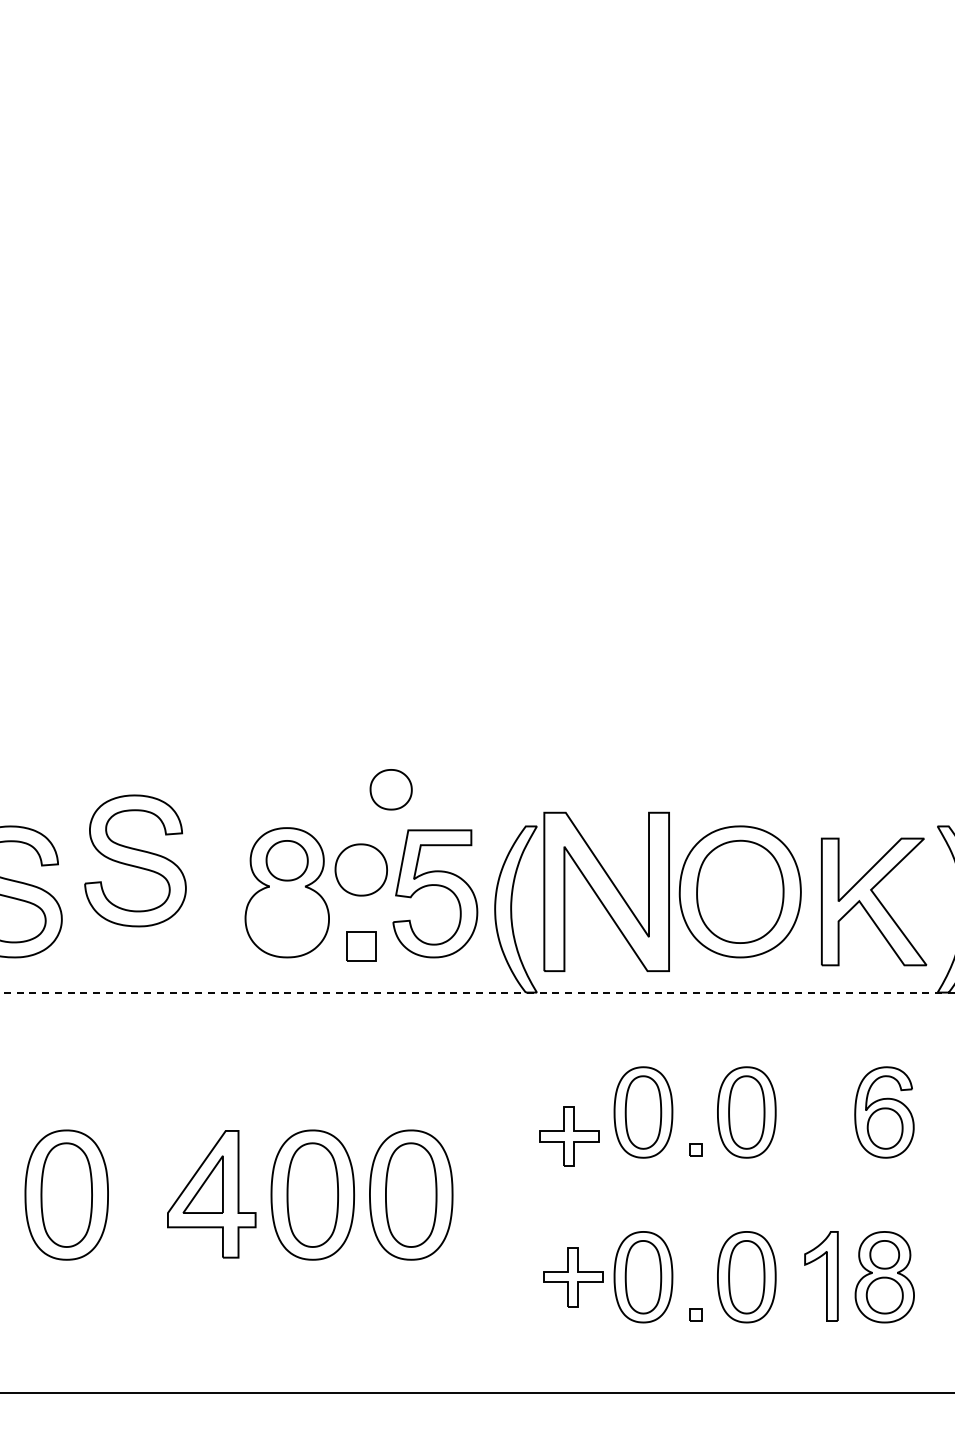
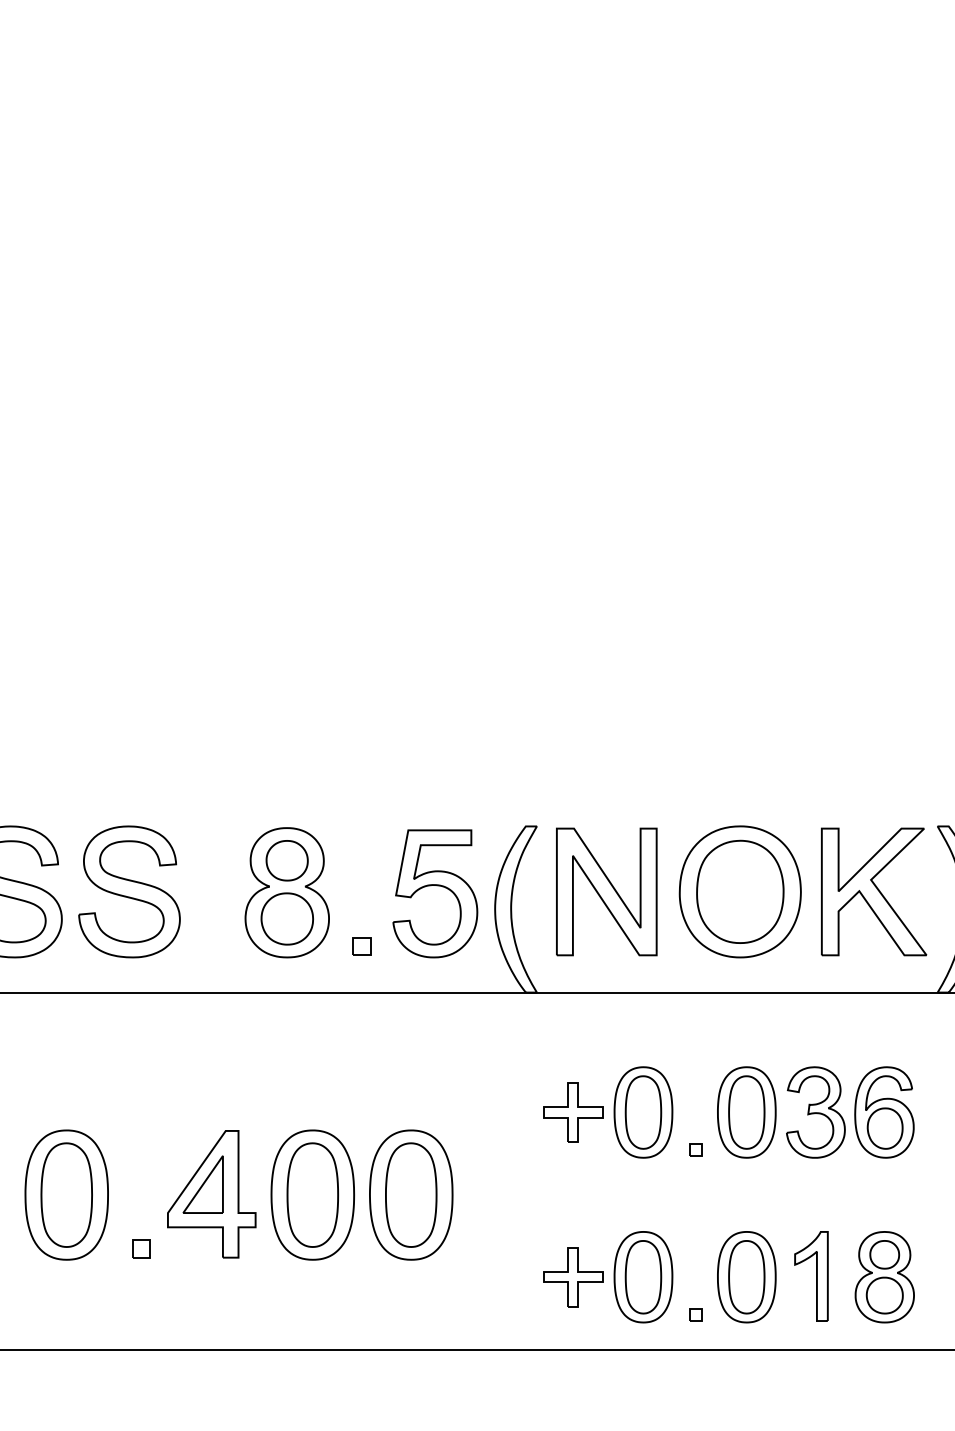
part: present -> none (390, 789)
part position: (135, 860) -> (129, 891) (129, 891)
part position: (360, 869) -> (286, 918) (286, 918)
part size: 127x161 px -> 102x130 px (606, 891)
part position: (874, 901) -> (874, 891) (874, 891)
part size: 31x31 px -> 20x19 px (361, 946)
line: dashed -> solid (477, 992)
part: none -> present (815, 1112)
part position: (569, 1136) -> (573, 1112) (573, 1112)
part: none -> present (141, 1248)
part position: (821, 1276) -> (811, 1276) (811, 1276)
line position: (476, 1392) -> (476, 1349) (476, 1349)
